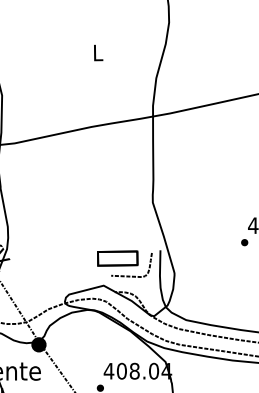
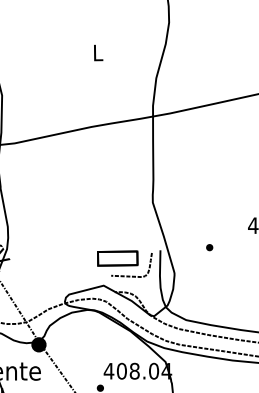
part position: (244, 242) -> (209, 247) (209, 247)
